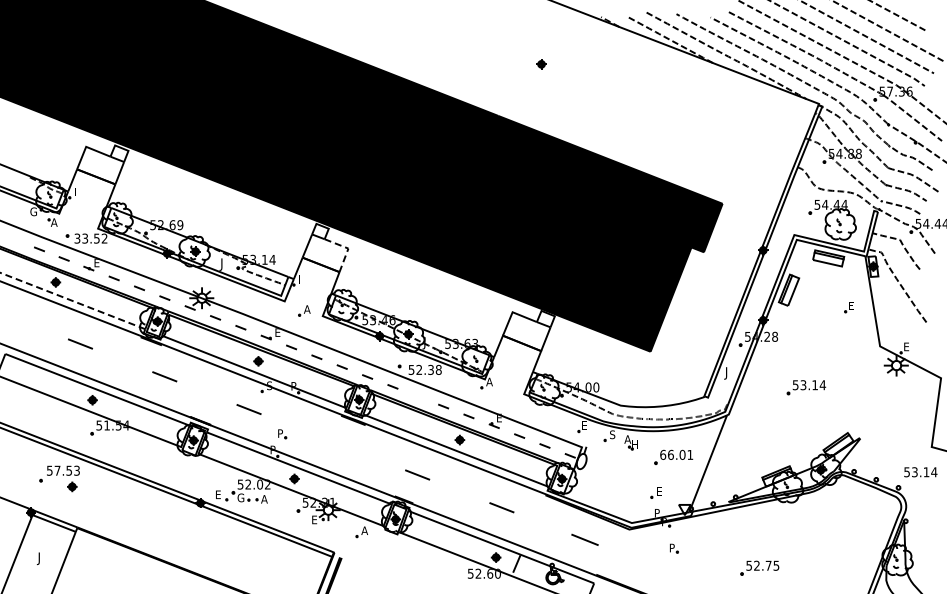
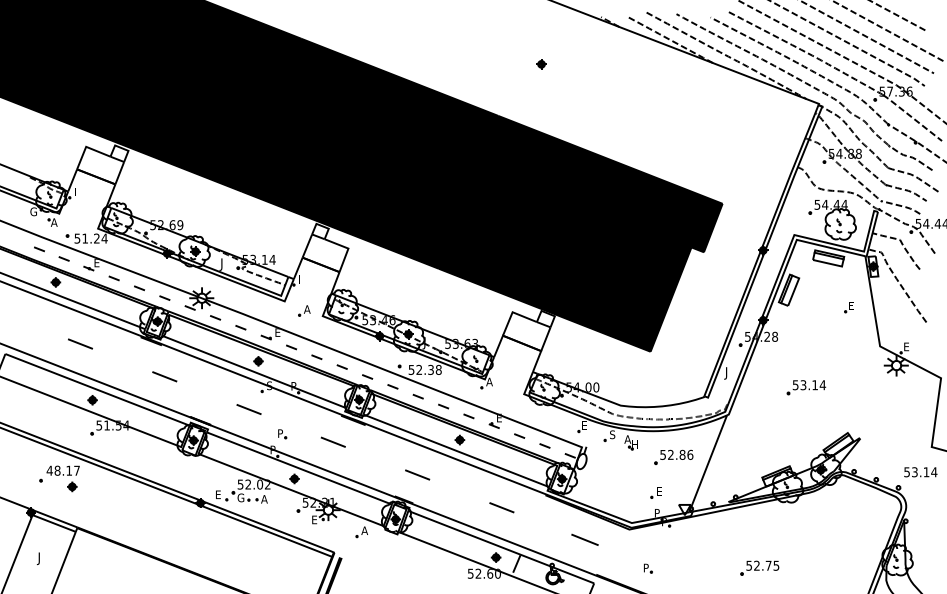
text: 33.52 -> 51.24 (90, 238)
line: dashed -> solid (348, 248)
line: dashed -> solid (72, 301)
line: none -> present (417, 396)
line: none -> present (332, 441)
text: 66.01 -> 52.86 (676, 454)
text: 57.53 -> 48.17 (62, 470)
part position: (674, 548) -> (648, 568) (648, 568)
